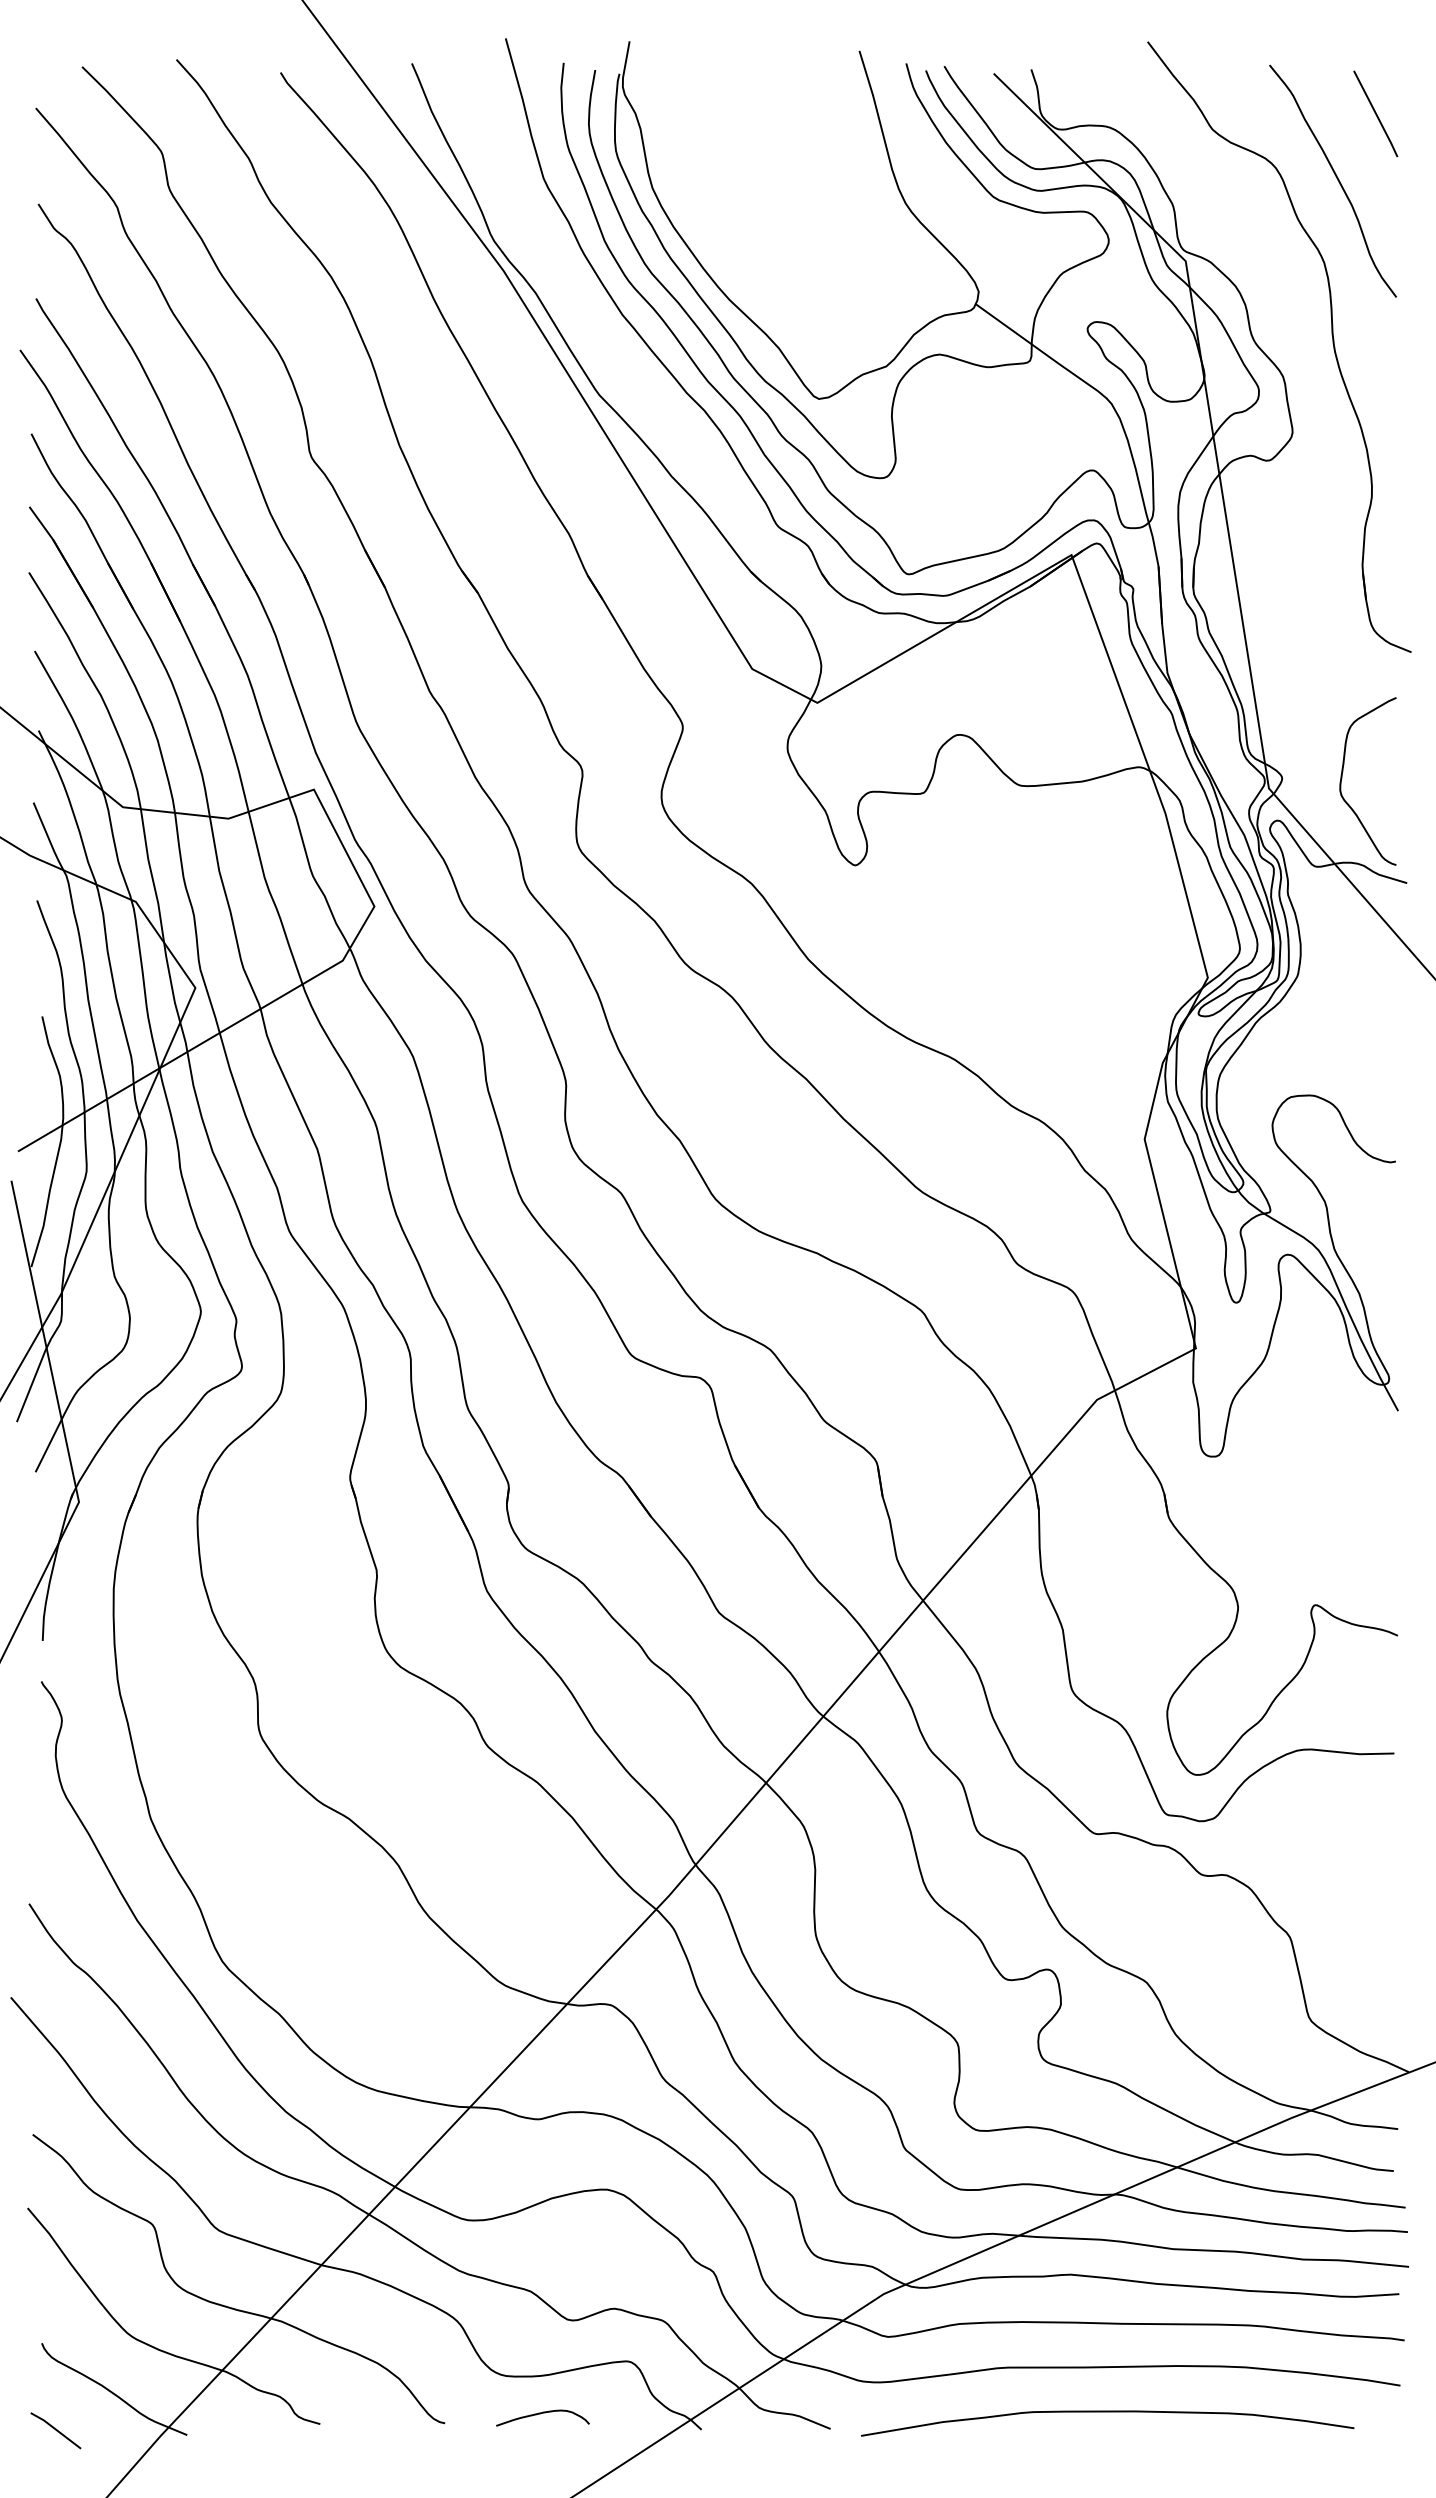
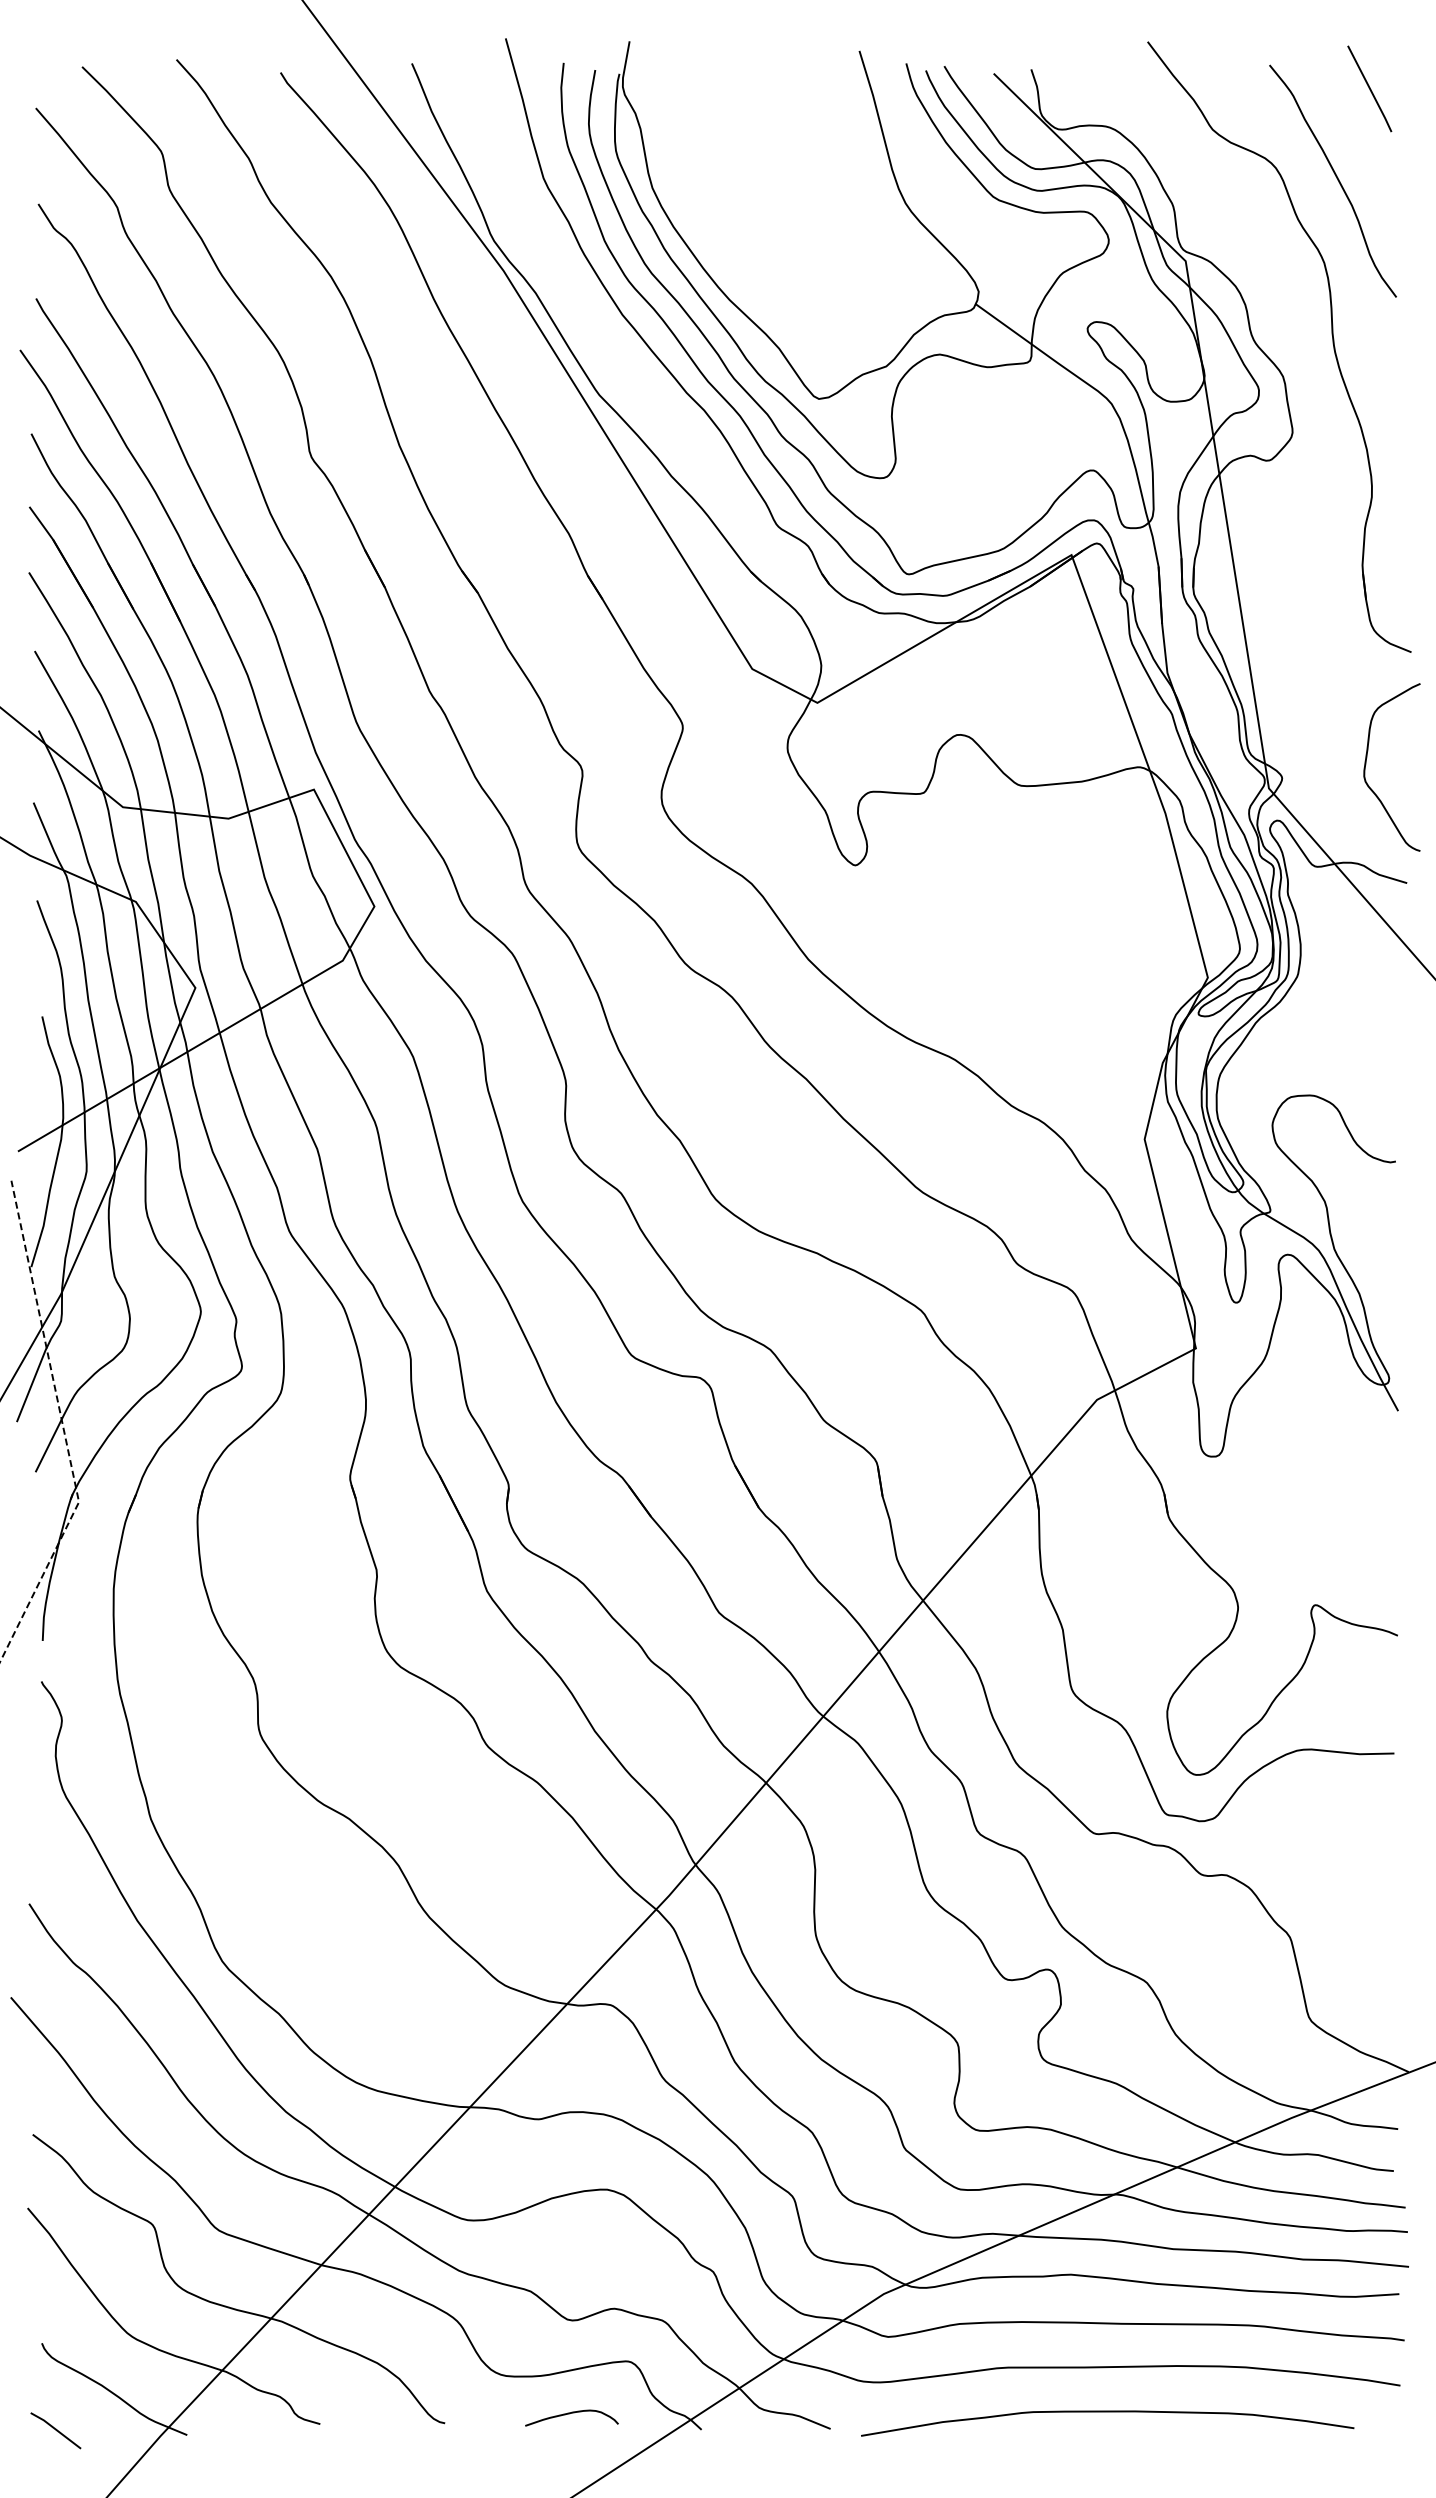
line position: (1375, 113) -> (1369, 88) (1369, 88)
curve position: (1342, 778) -> (1366, 764) (1366, 764)
line: solid -> dashed (63, 1428)
curve position: (540, 2414) -> (569, 2414) (569, 2414)
